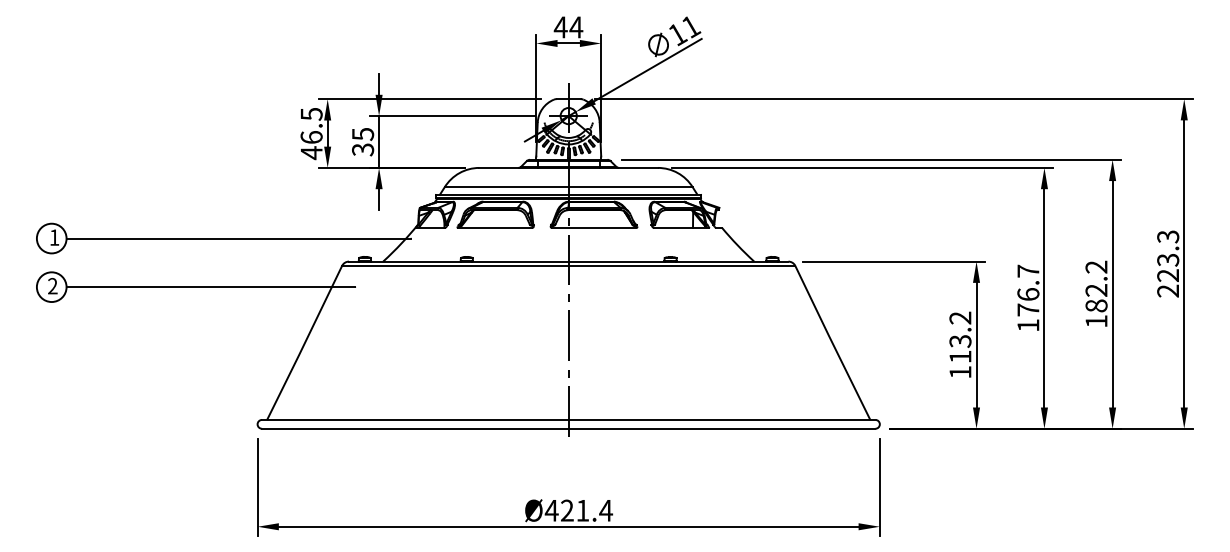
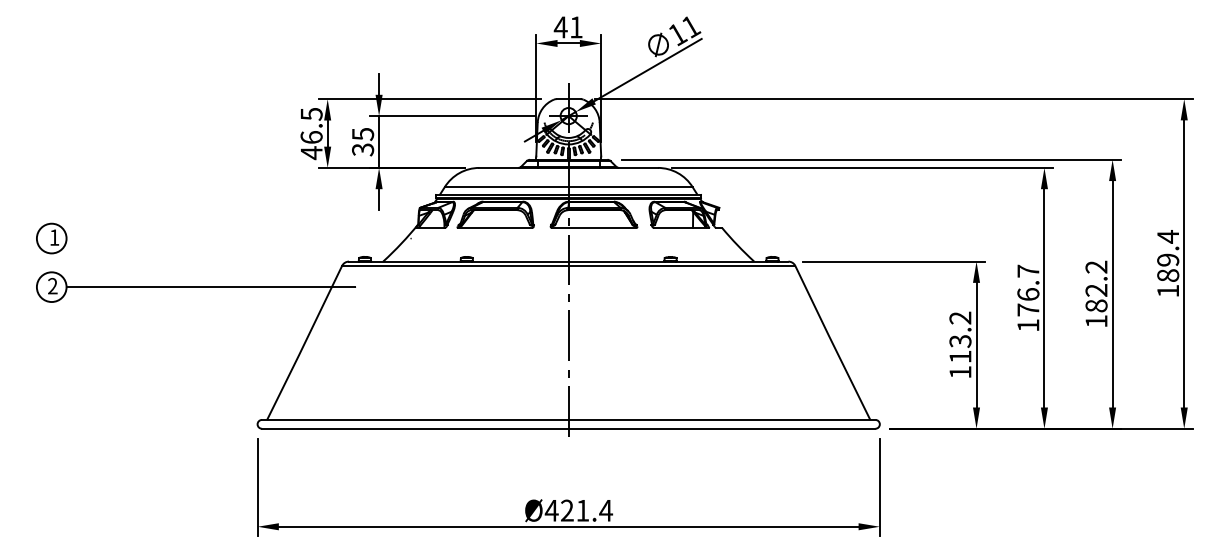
text: 44 -> 41 (576, 27)
line: present -> none (238, 238)
text: 223.3 -> 189.4 (1168, 263)
